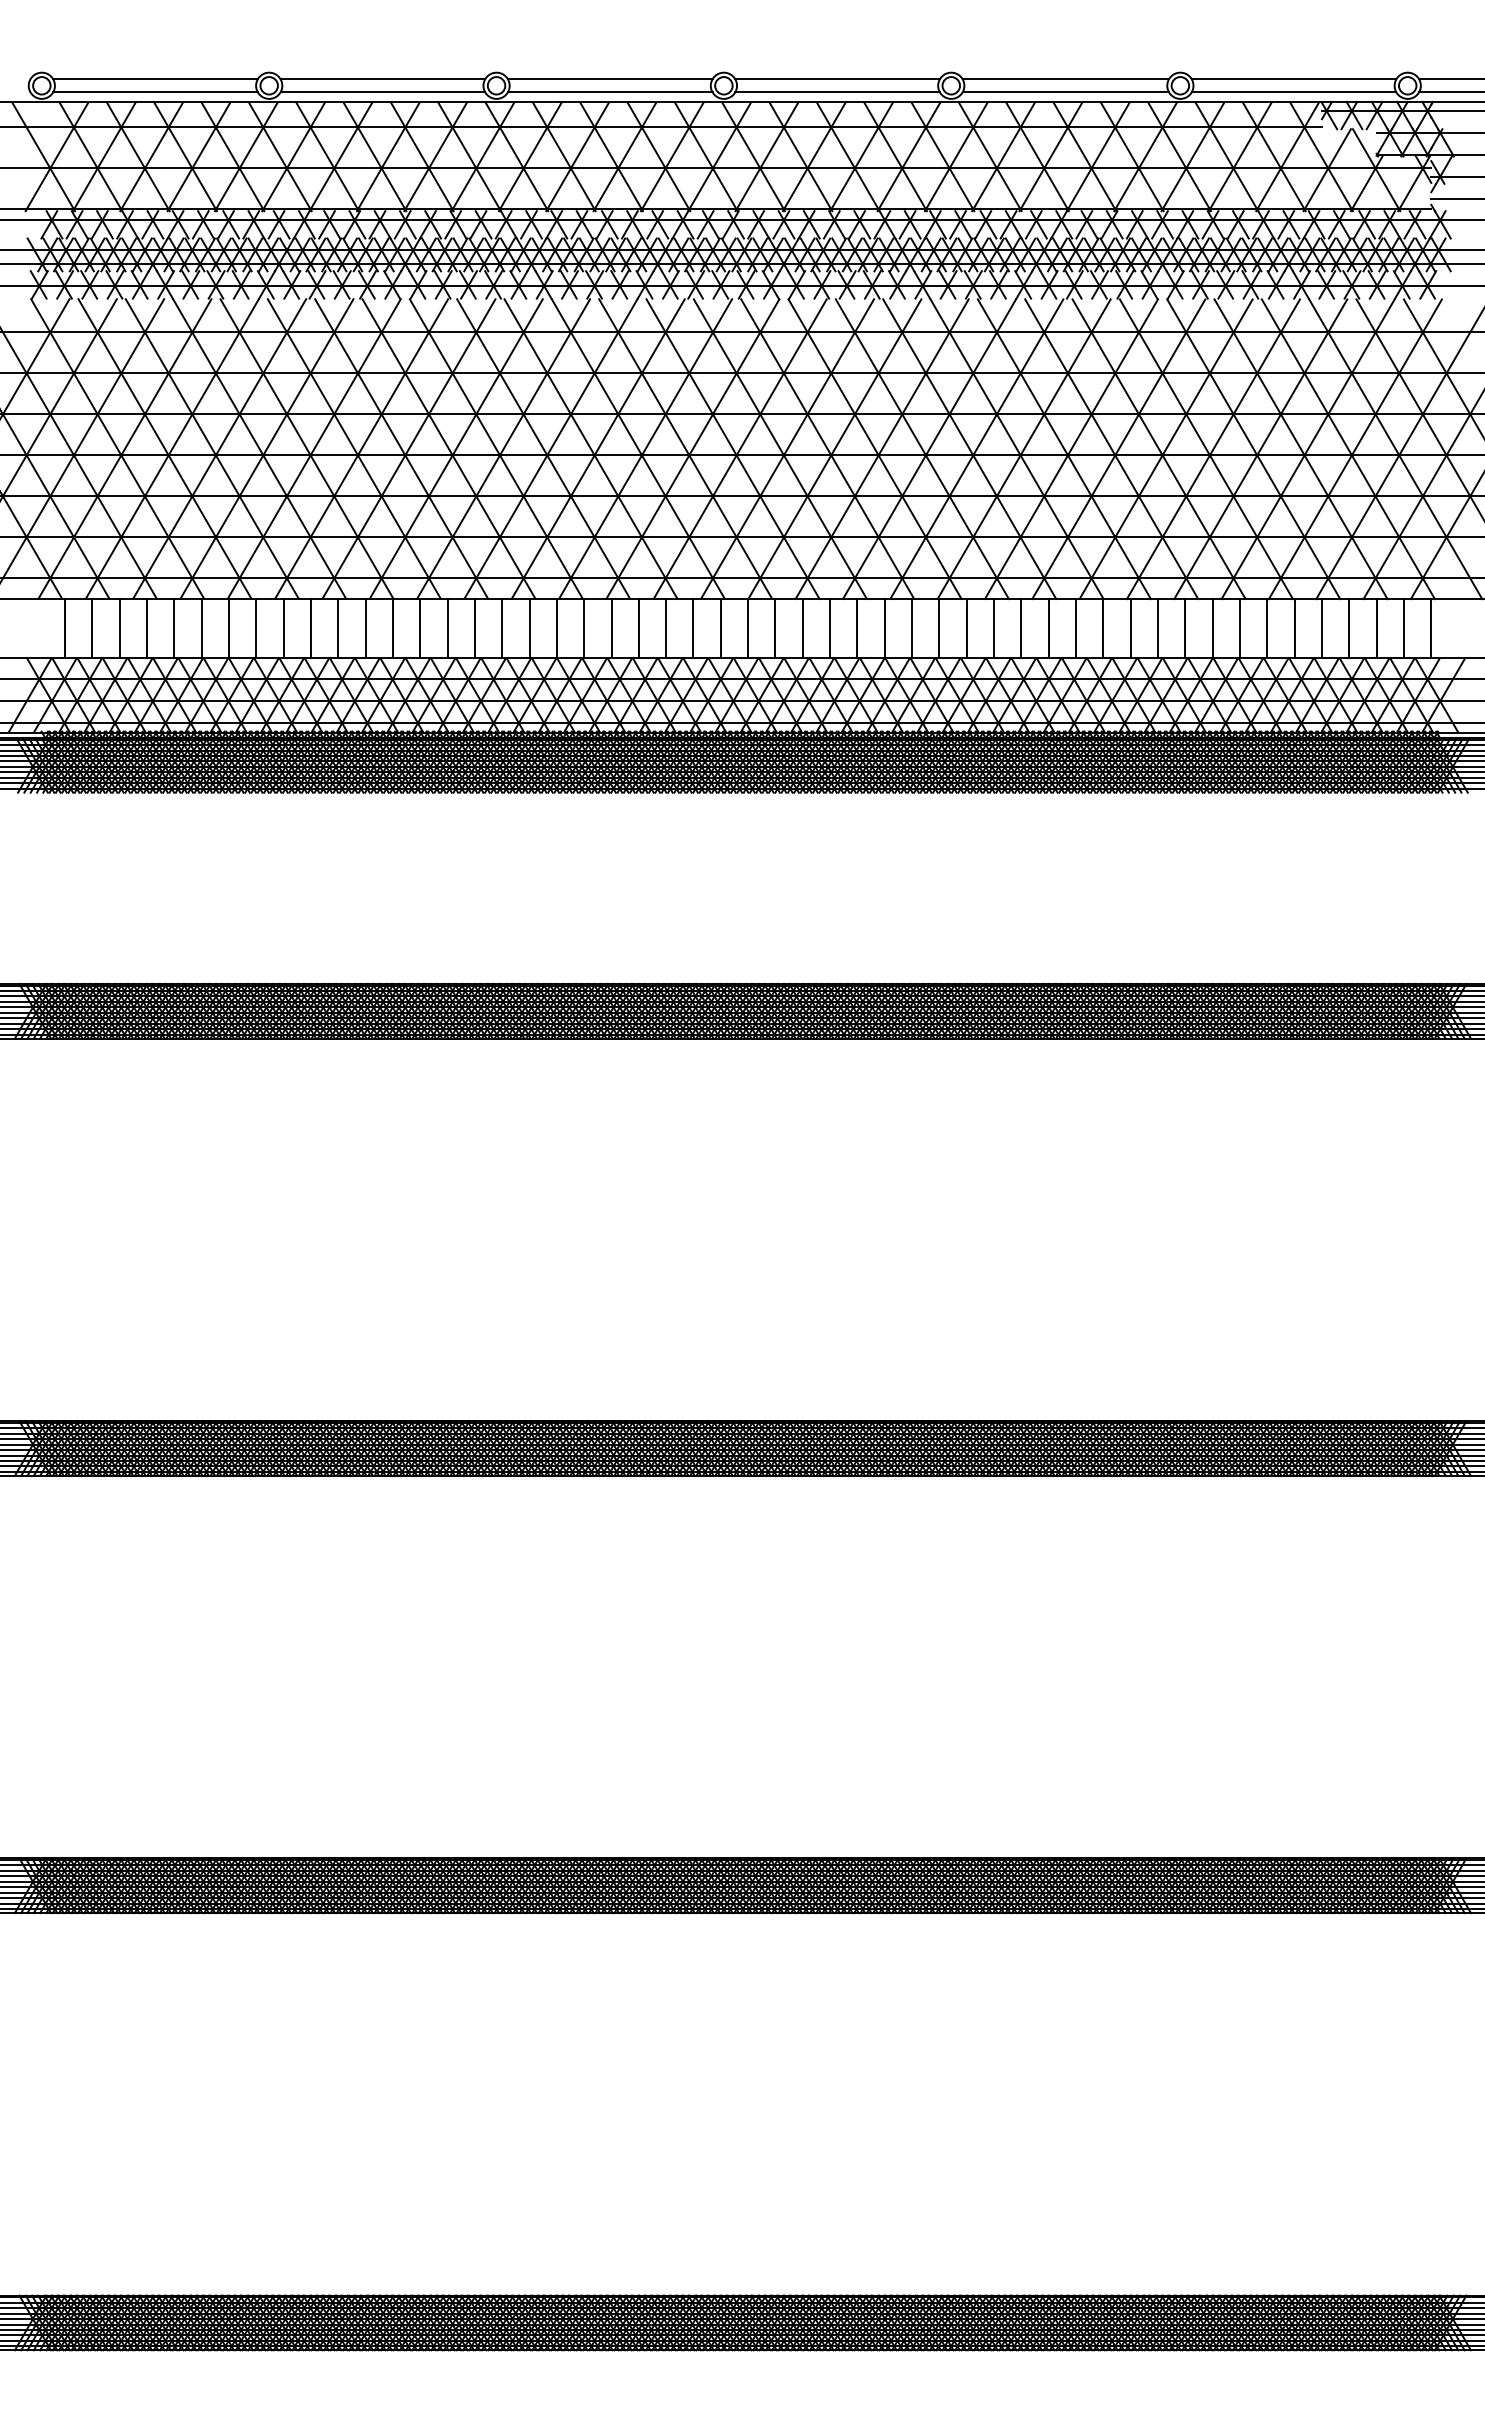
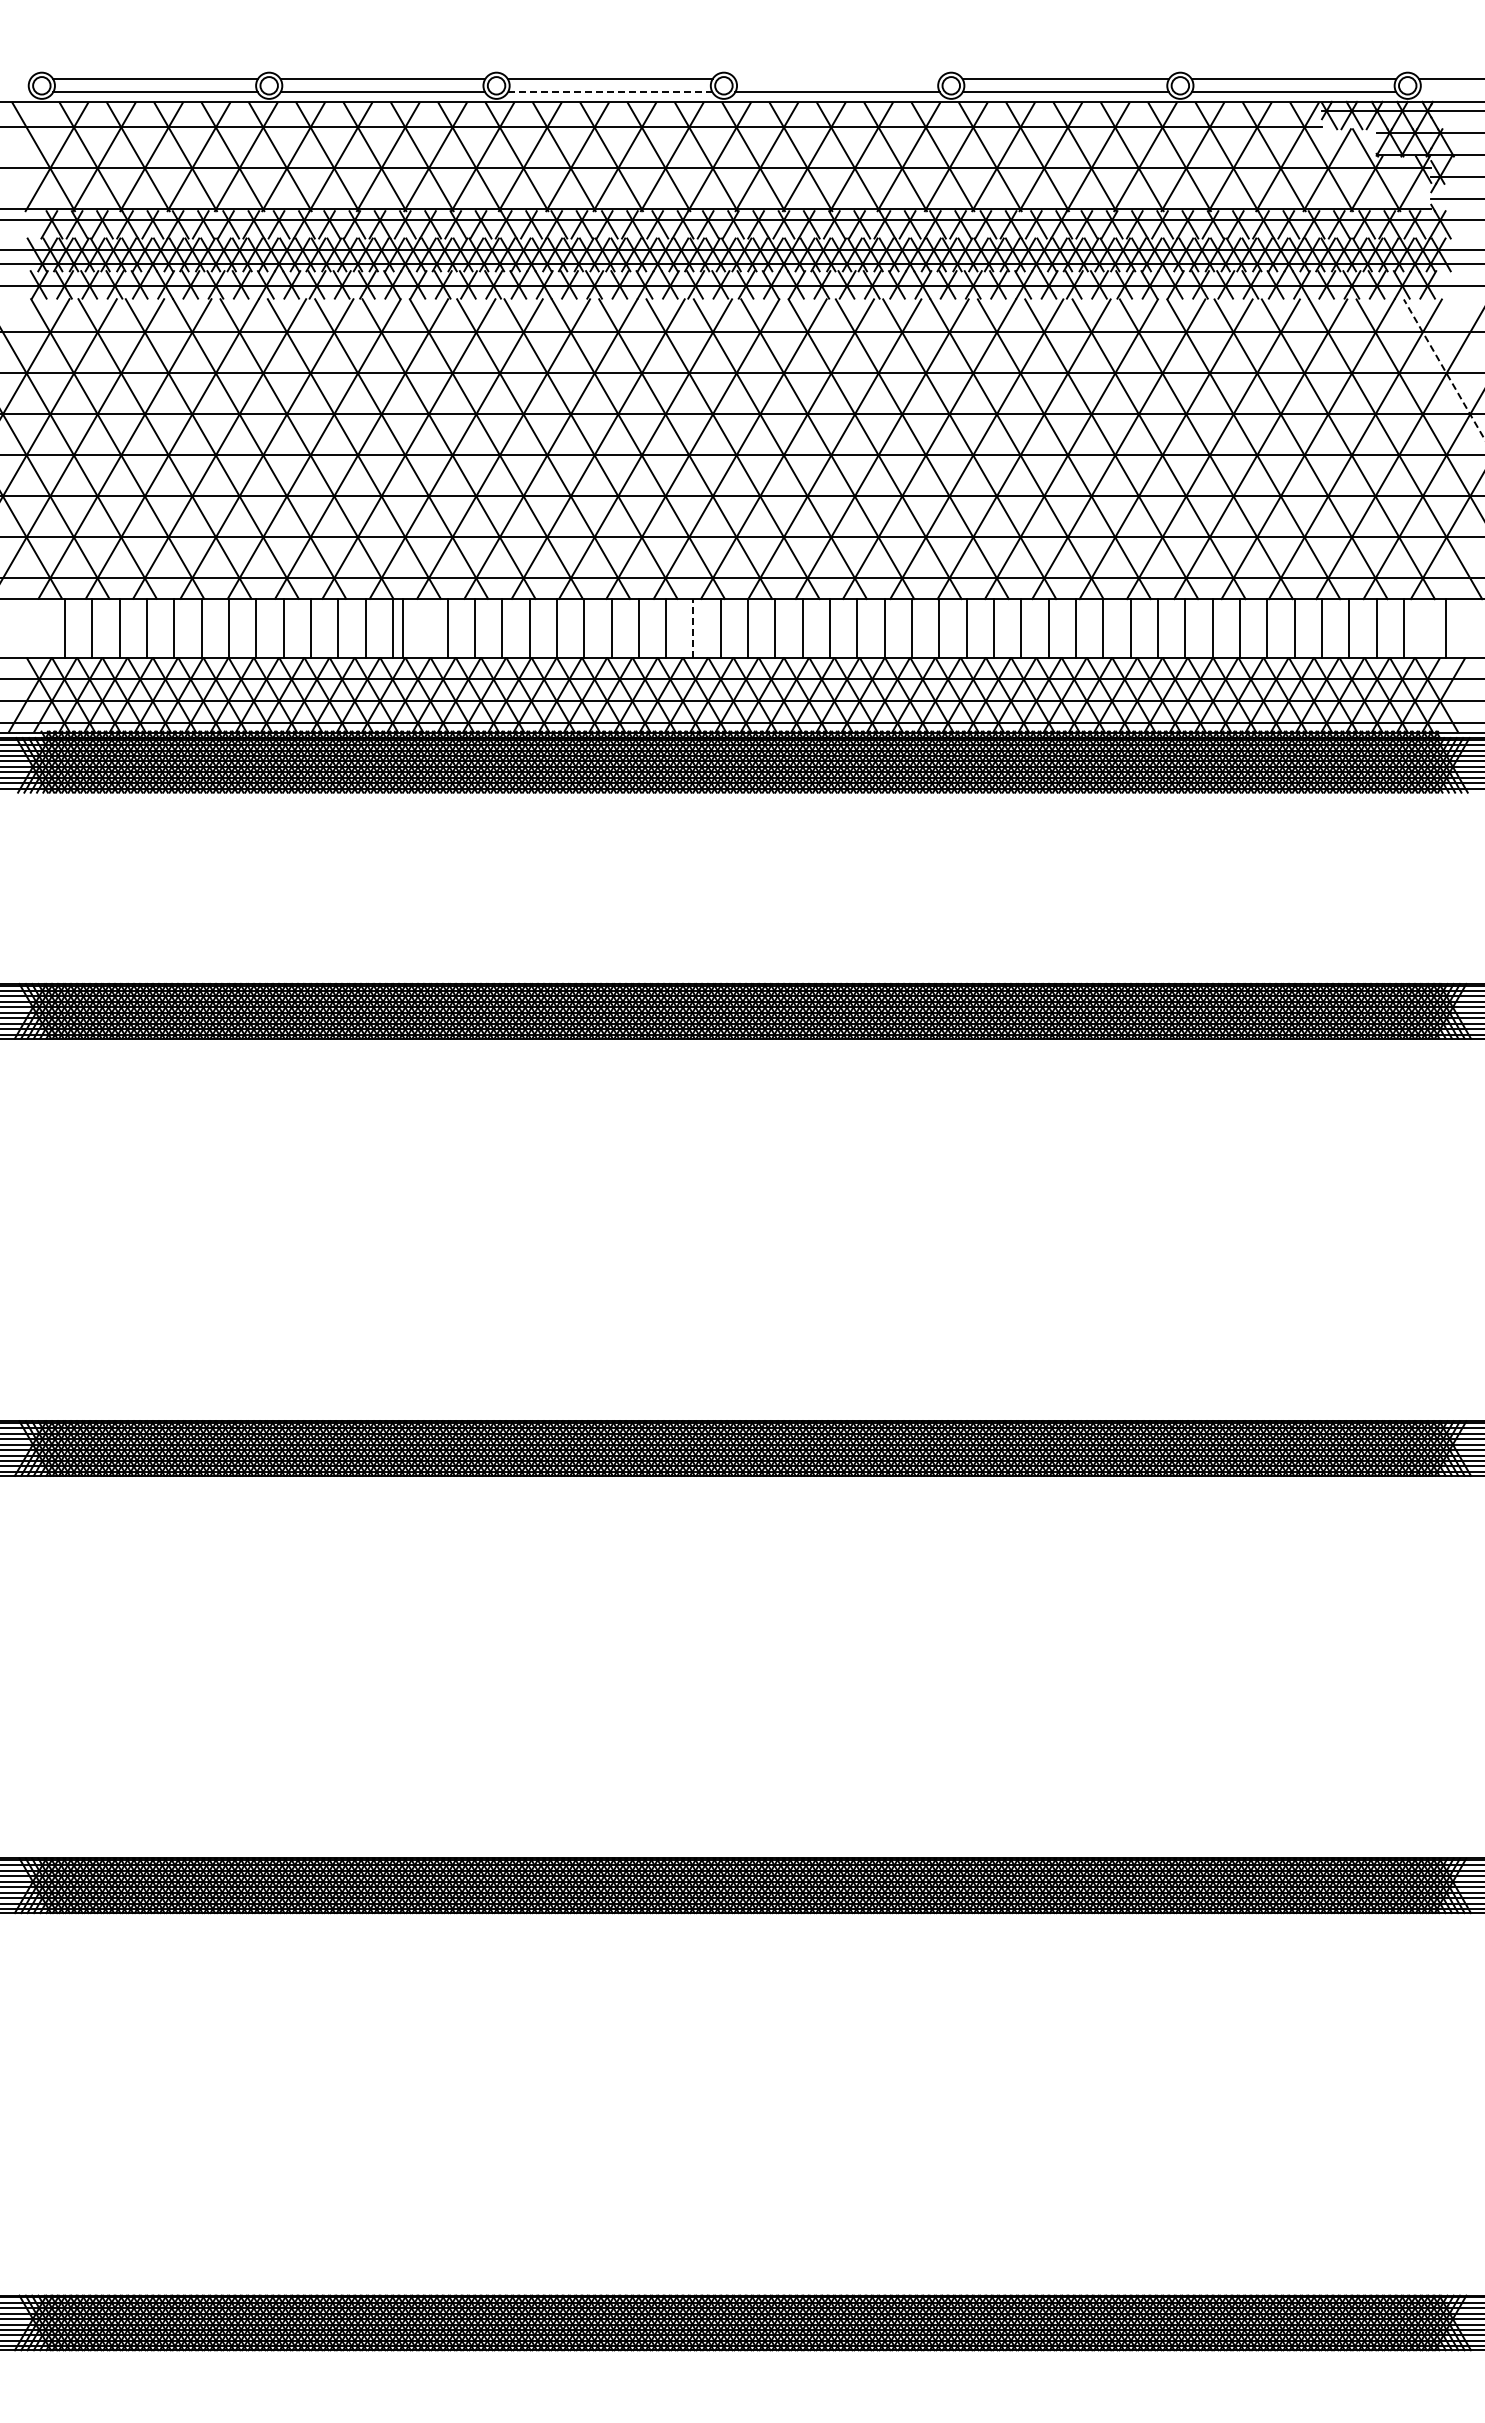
line: present -> none (837, 79)
line: solid -> dashed (610, 92)
line: present -> none (1450, 92)
line: solid -> dashed (1444, 369)
line position: (420, 628) -> (403, 628) (403, 628)
line: solid -> dashed (693, 628)
line position: (1431, 628) -> (1446, 628) (1446, 628)
